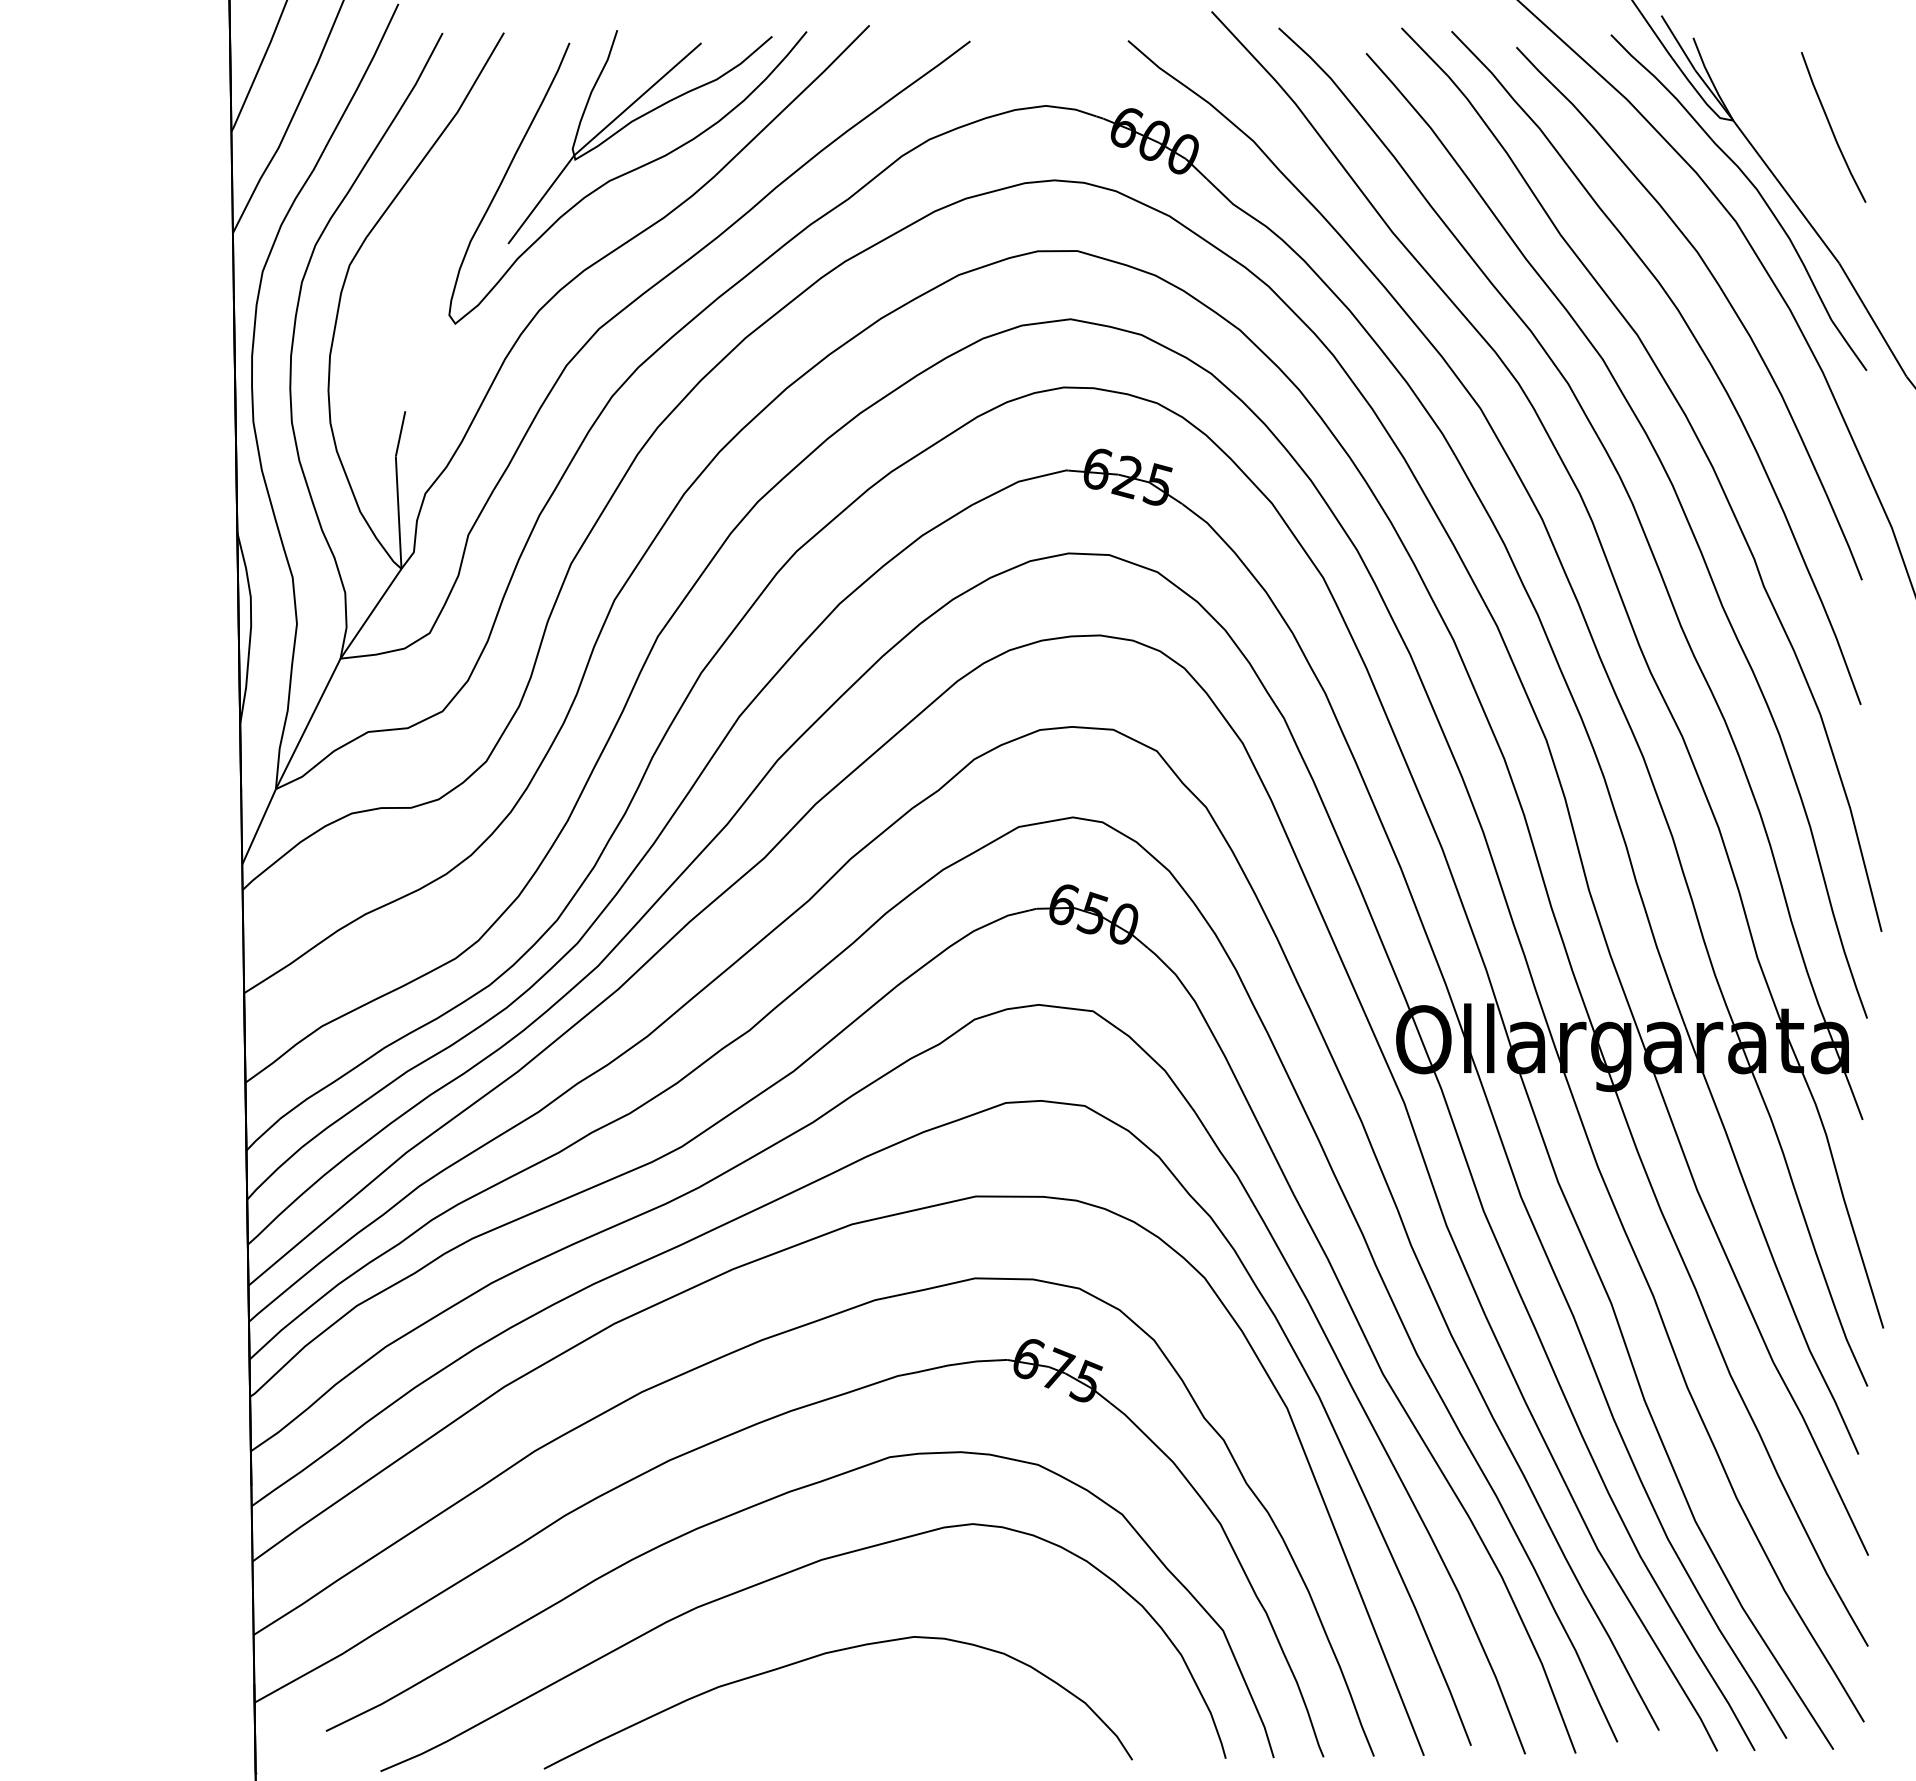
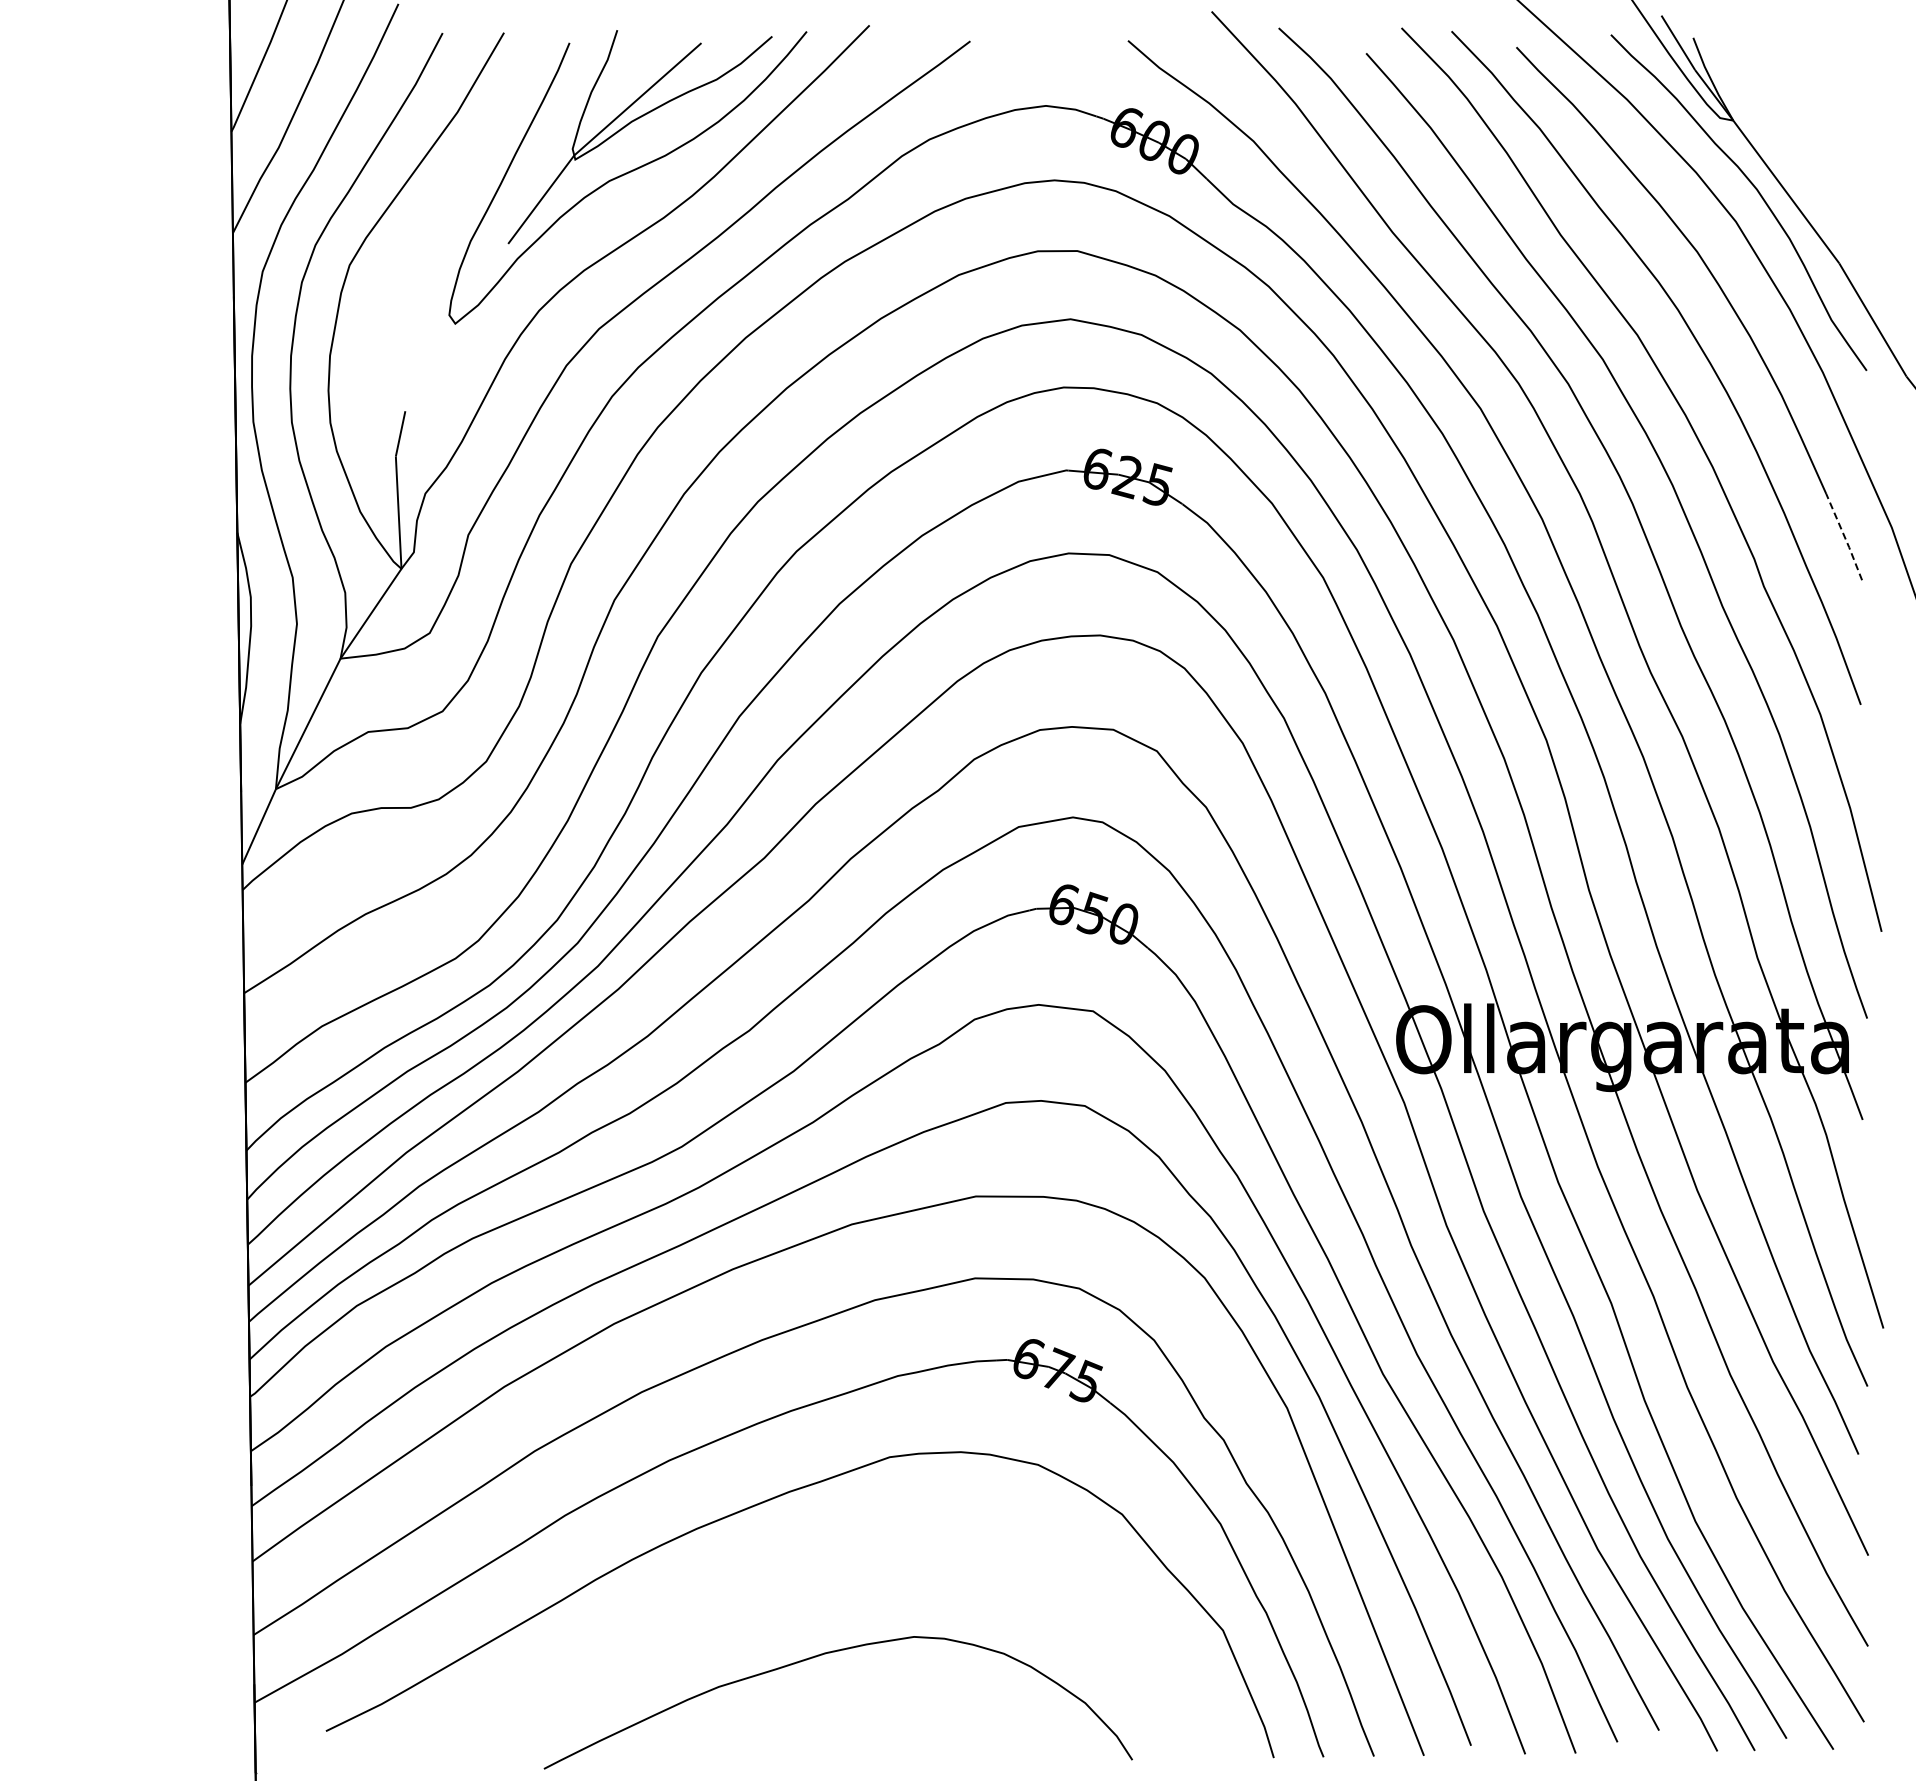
curve: present -> none (1832, 128)
line: solid -> dashed (1844, 537)
curve: present -> none (776, 1578)
